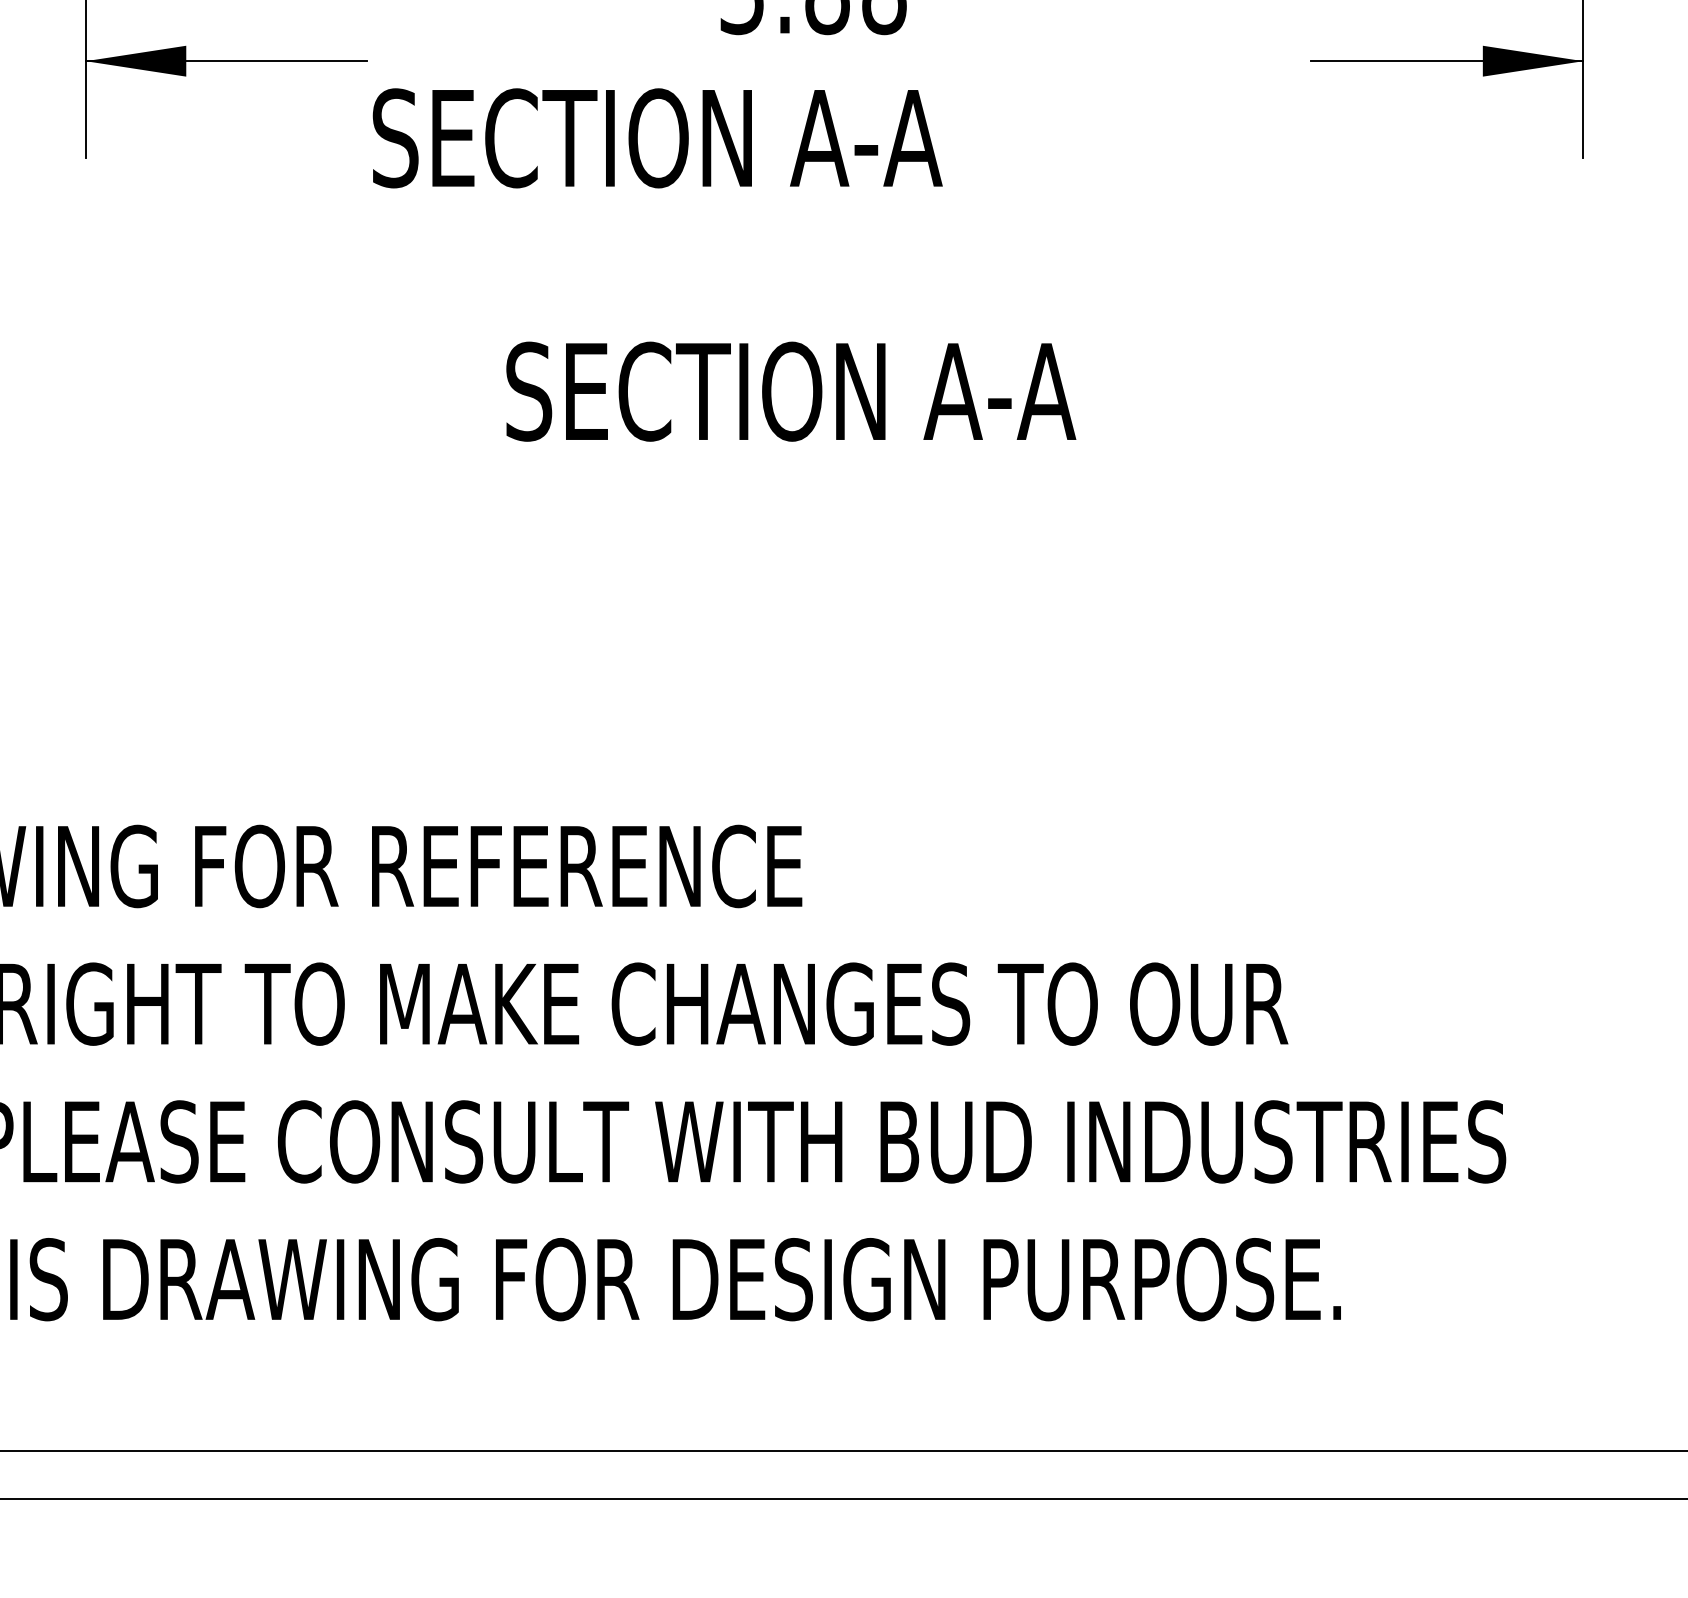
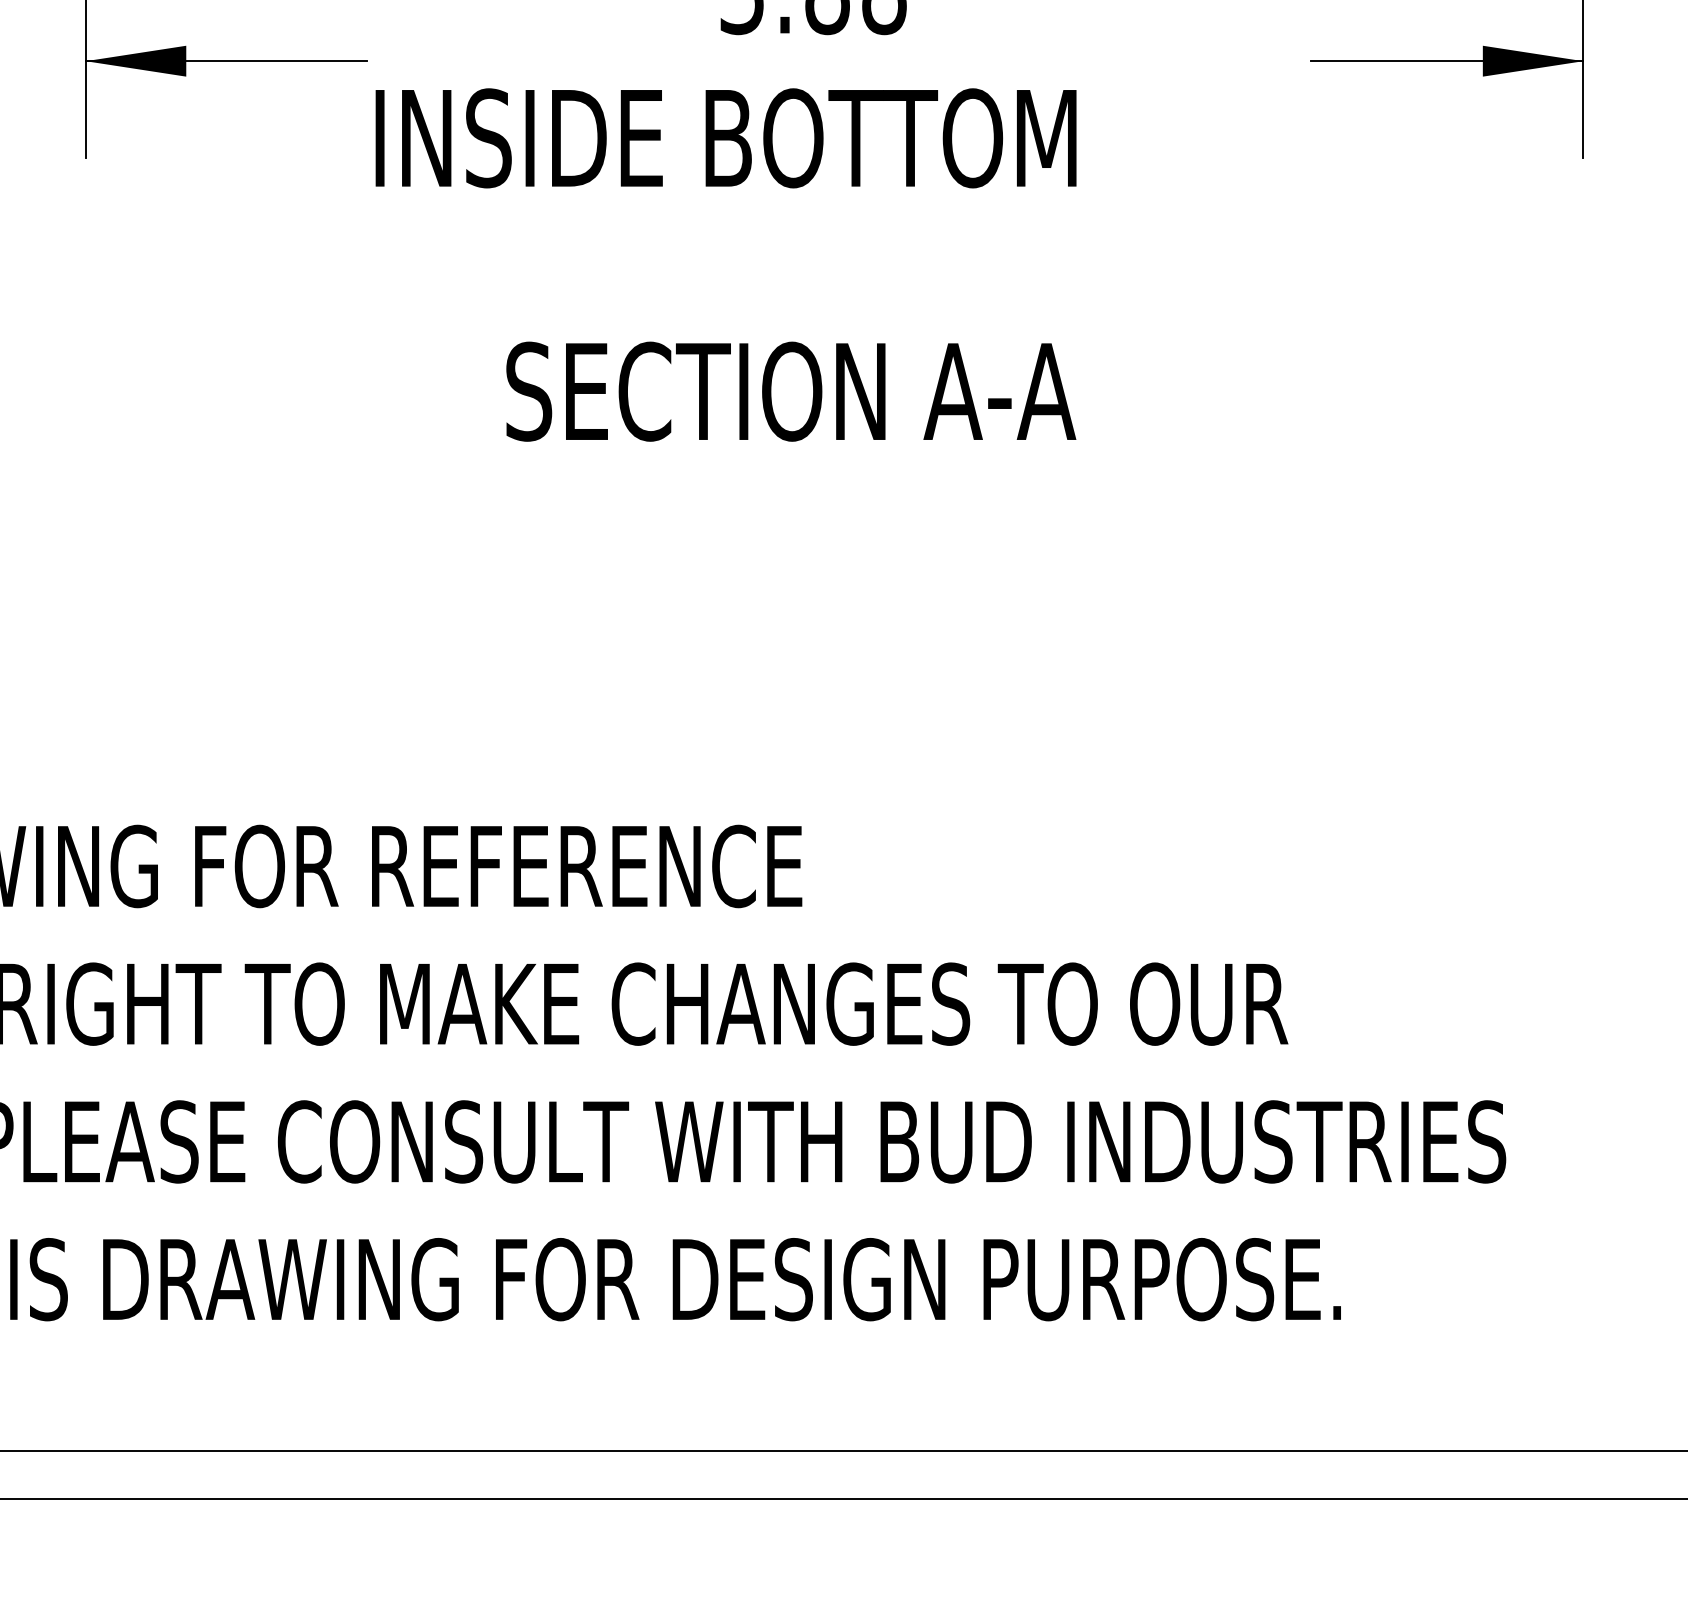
text: SECTION A-A -> INSIDE BOTTOM (724, 138)
